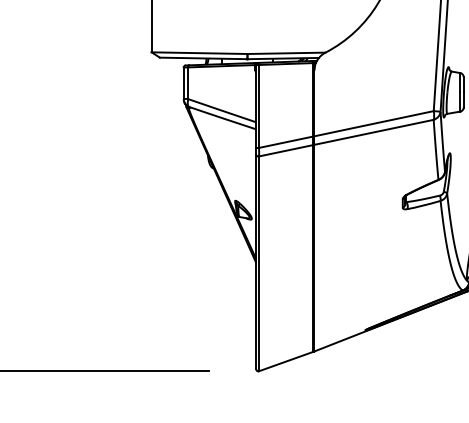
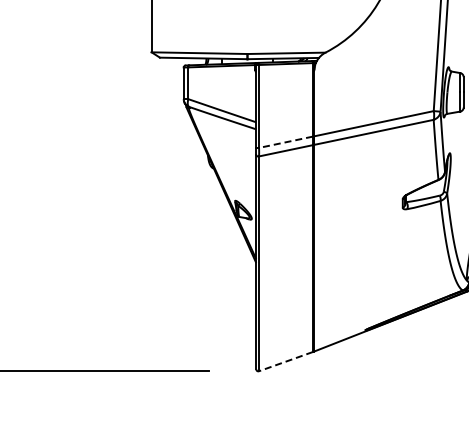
line: solid -> dashed (285, 142)
line: solid -> dashed (285, 361)
